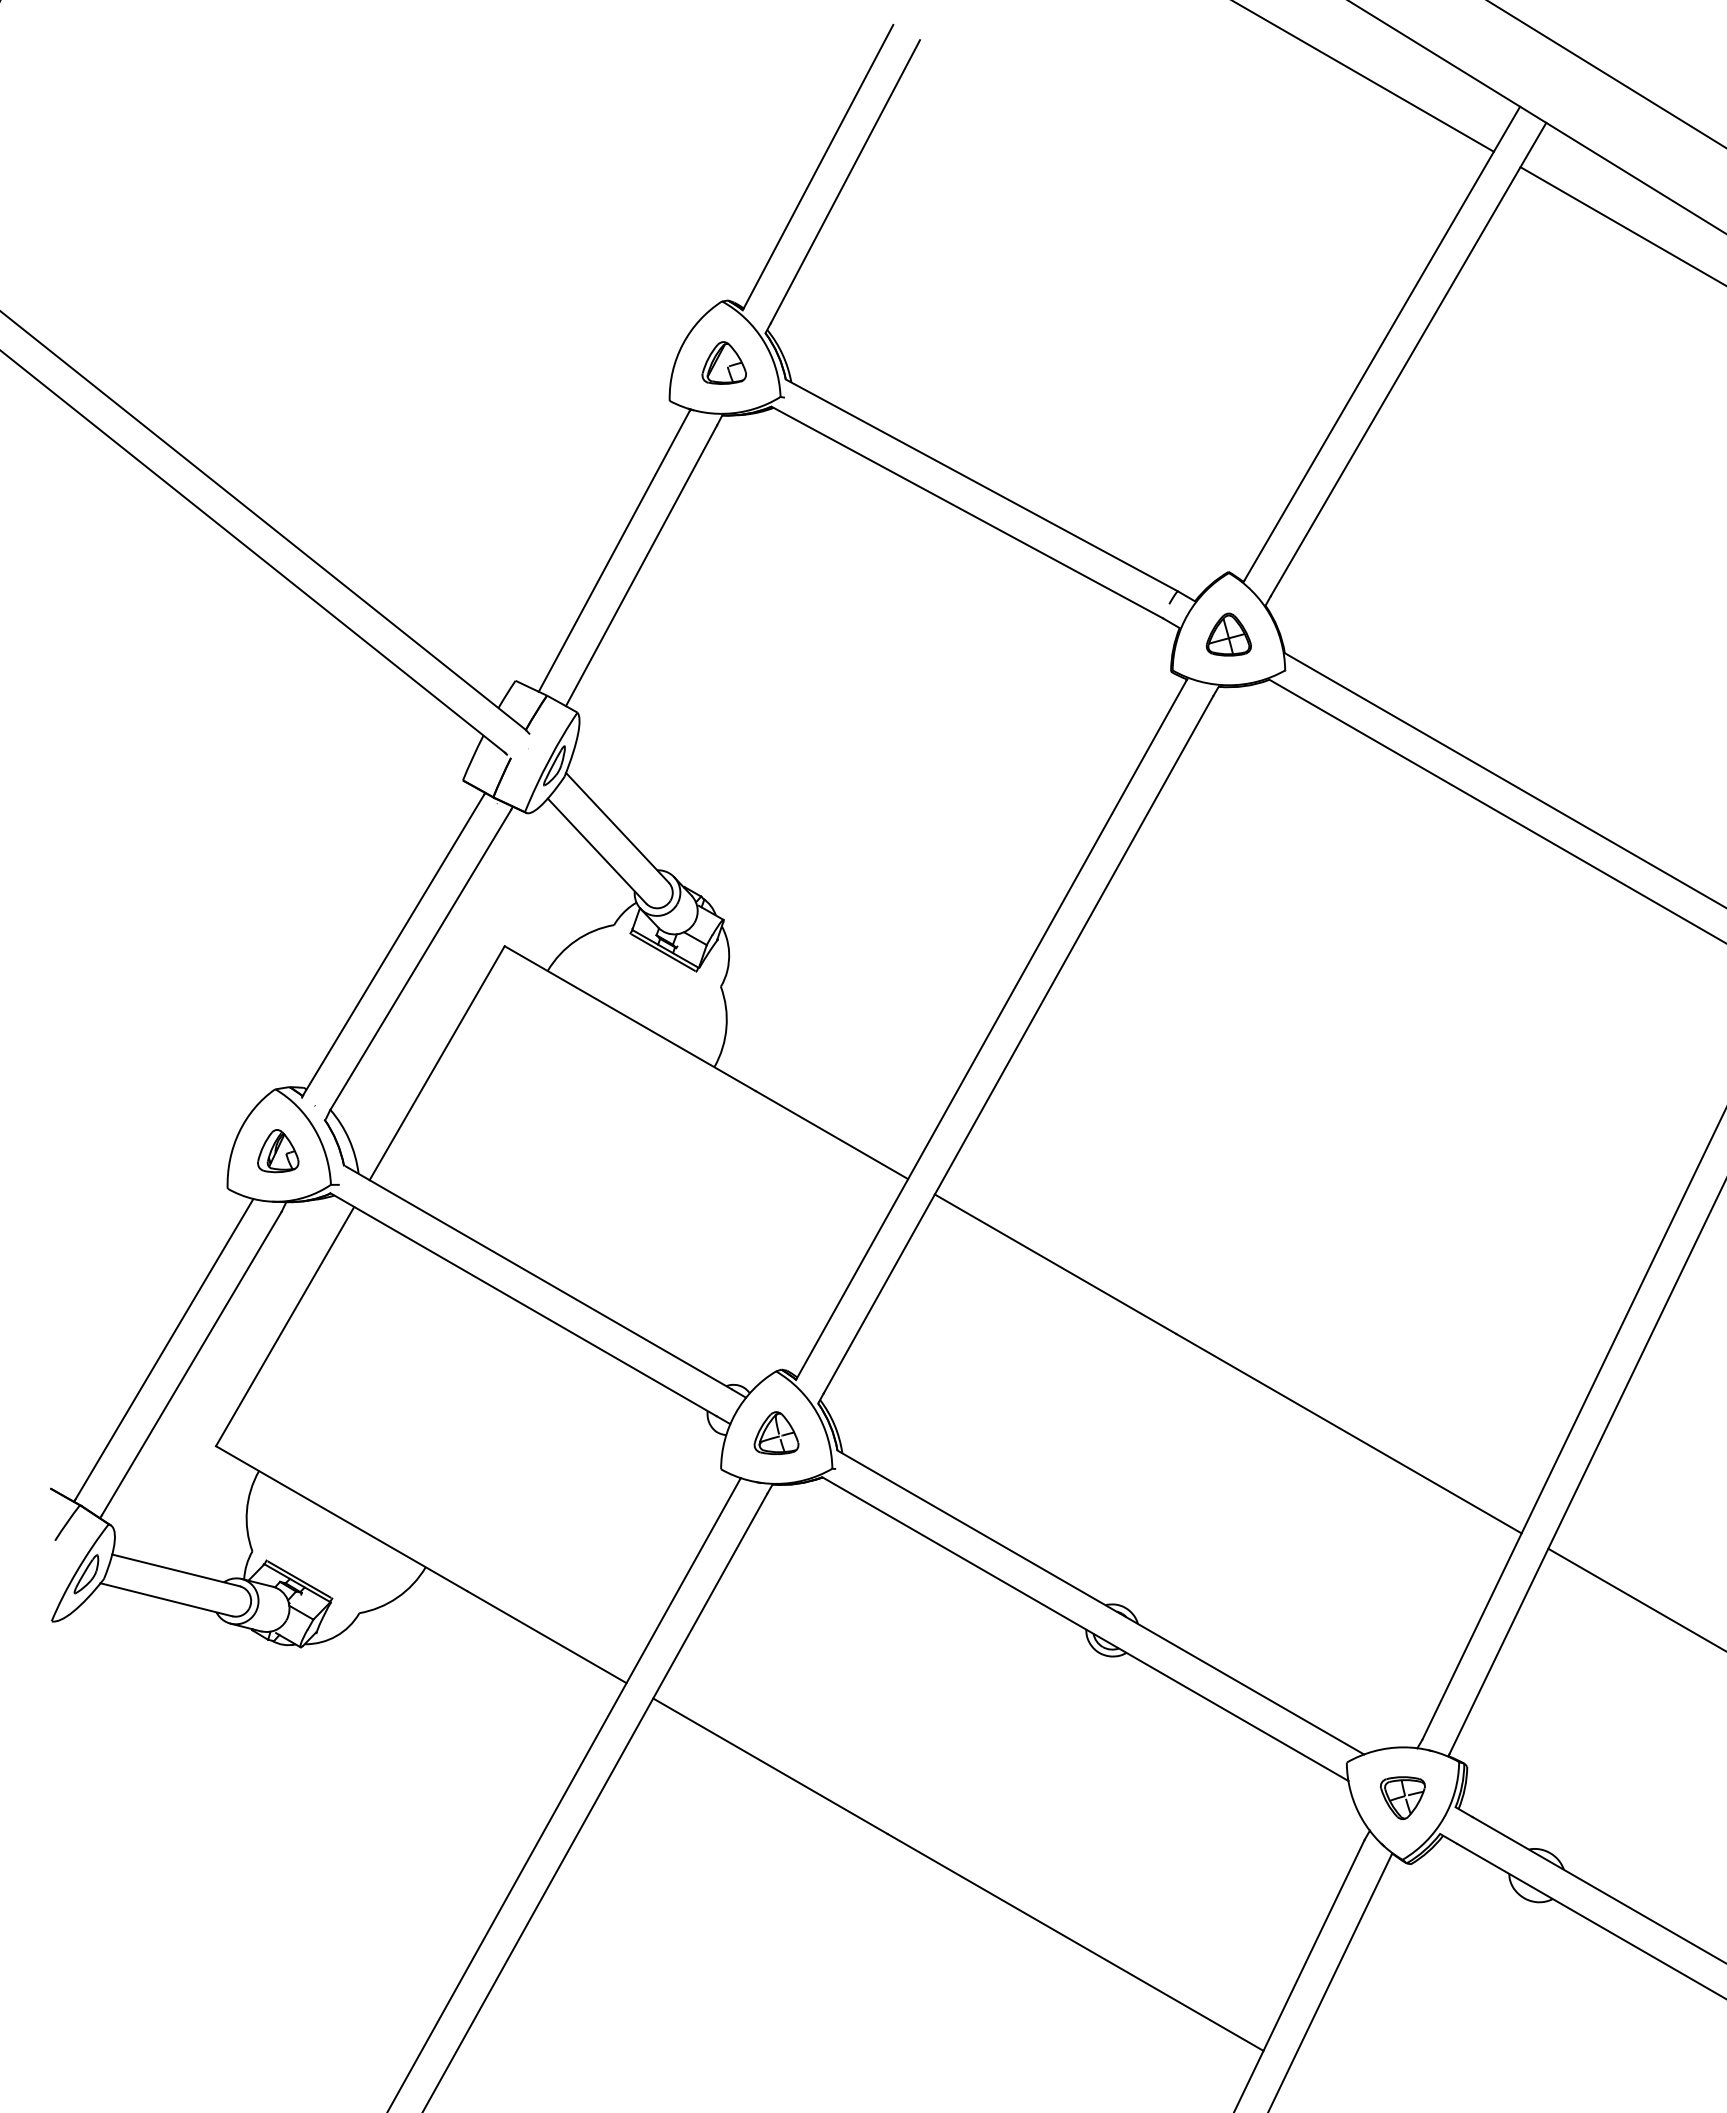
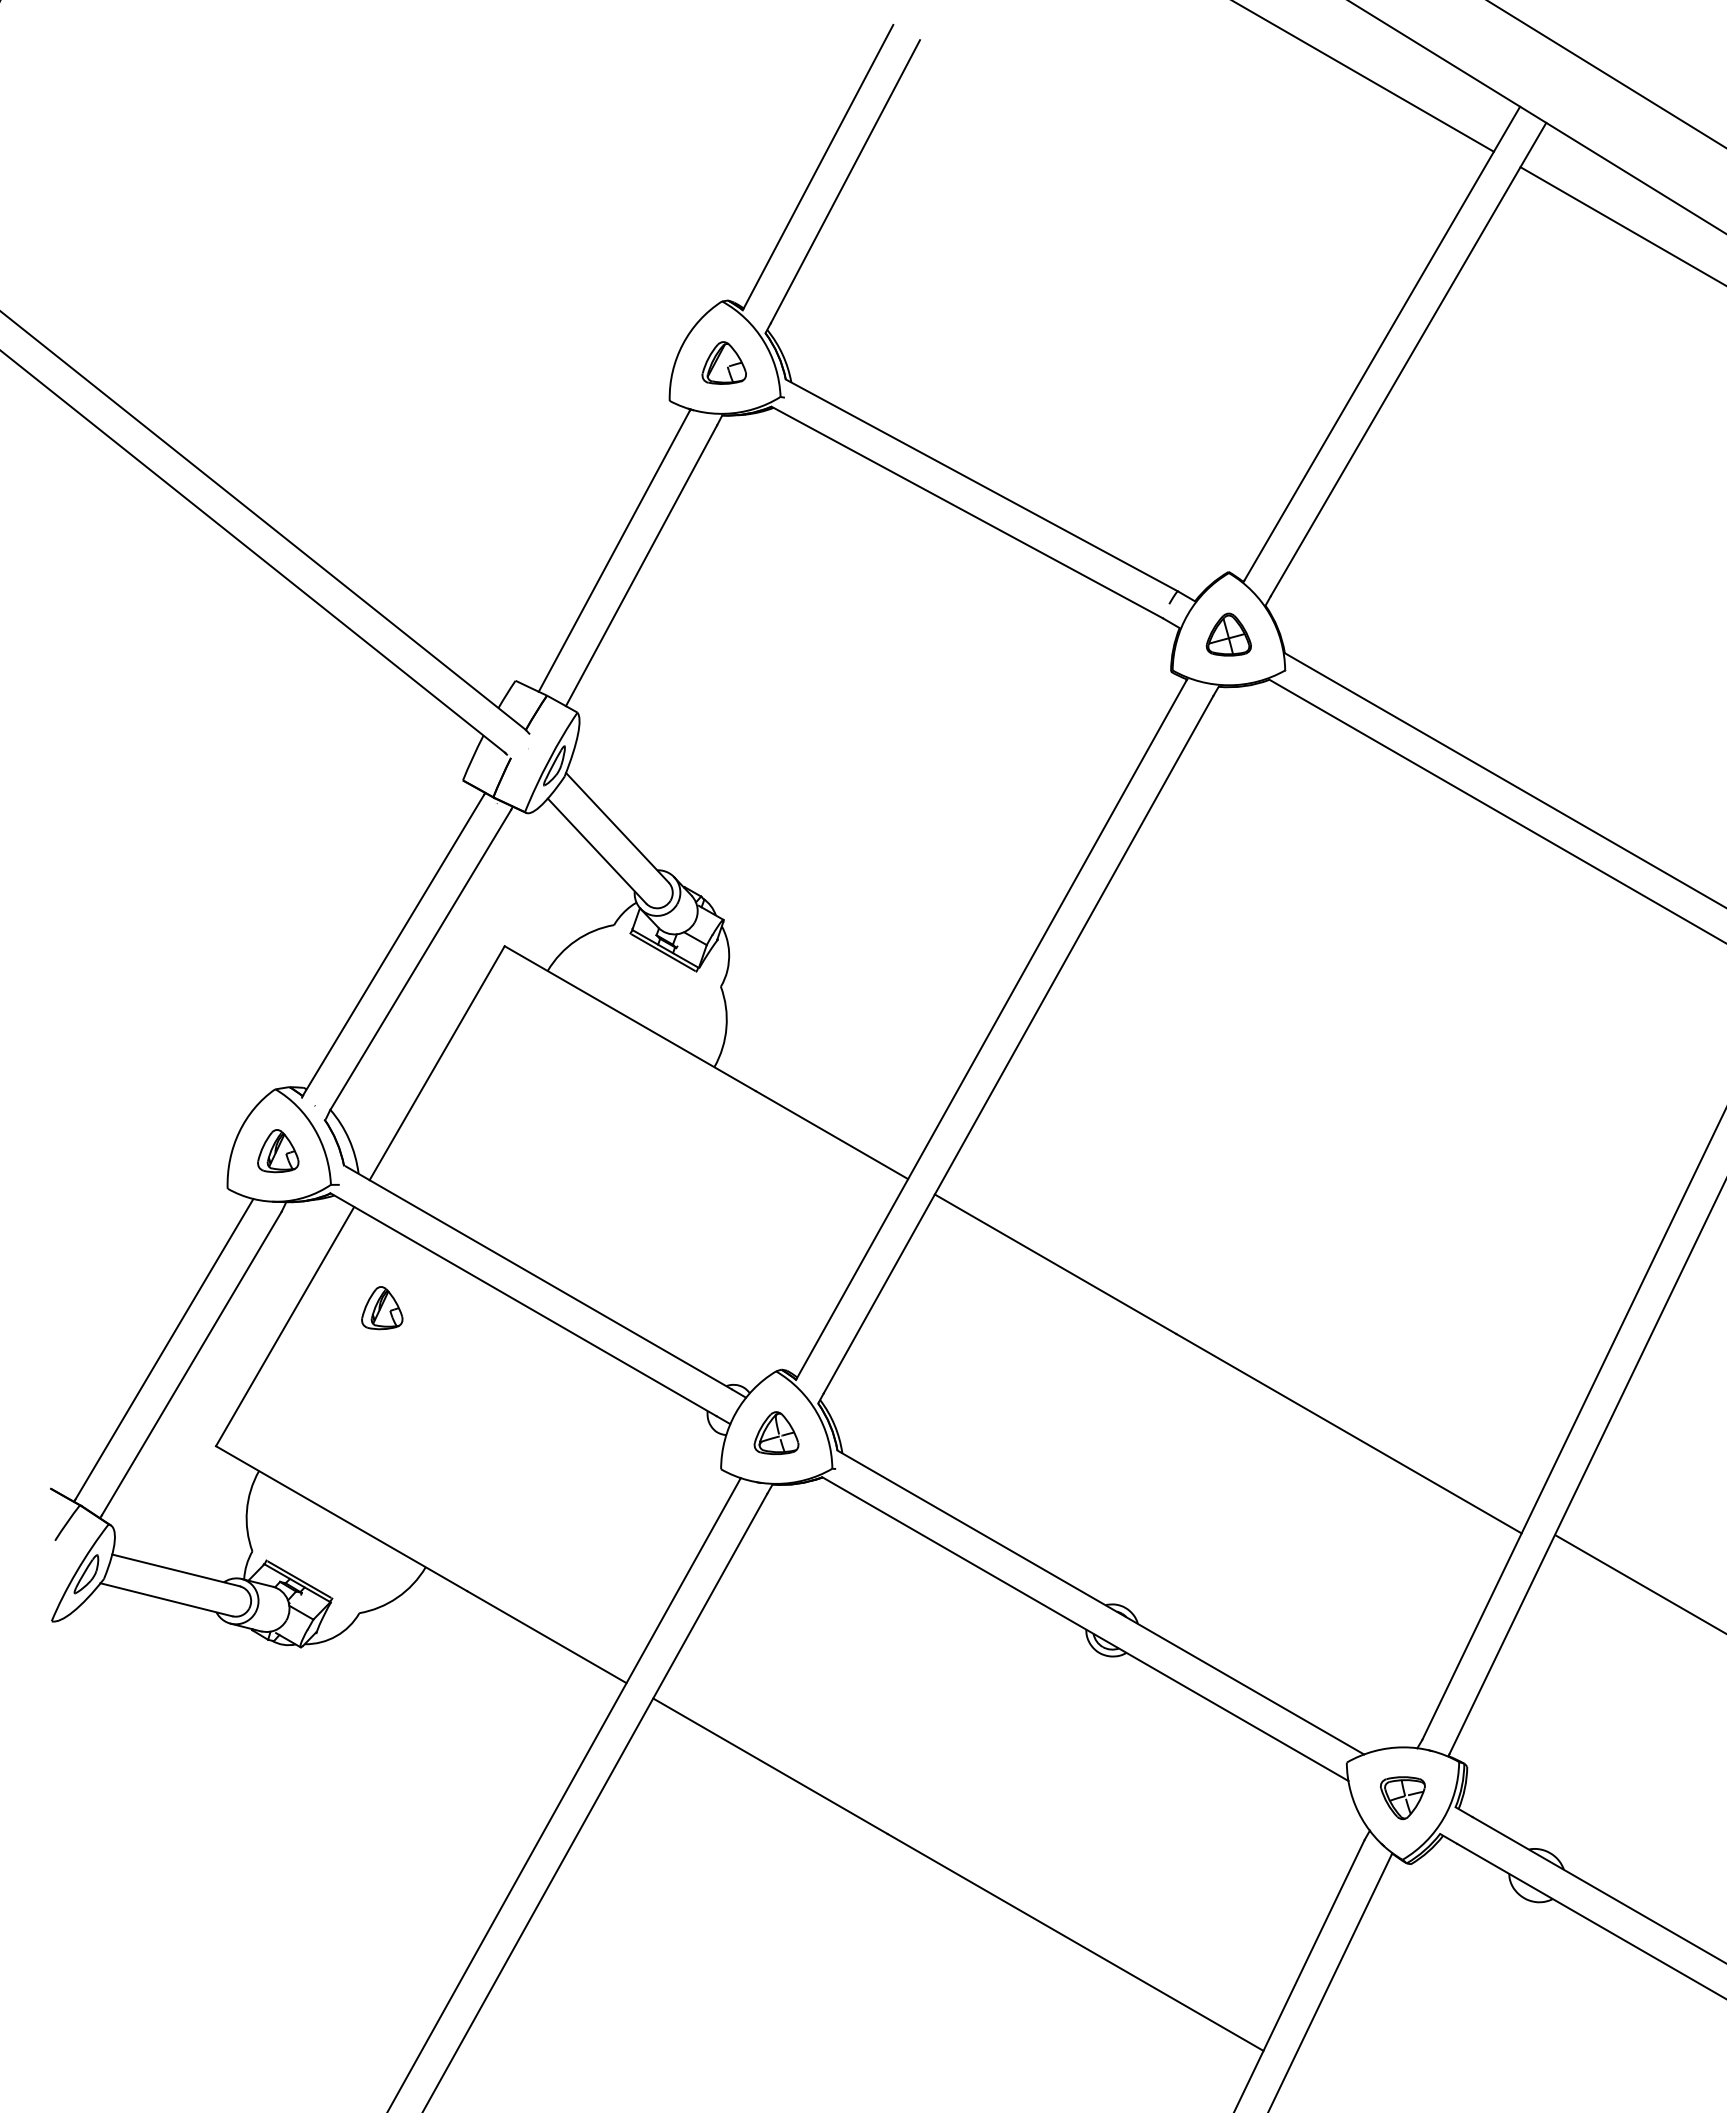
part: none -> present (382, 1308)
line position: (1635, 1598) -> (1639, 1583) (1639, 1583)
